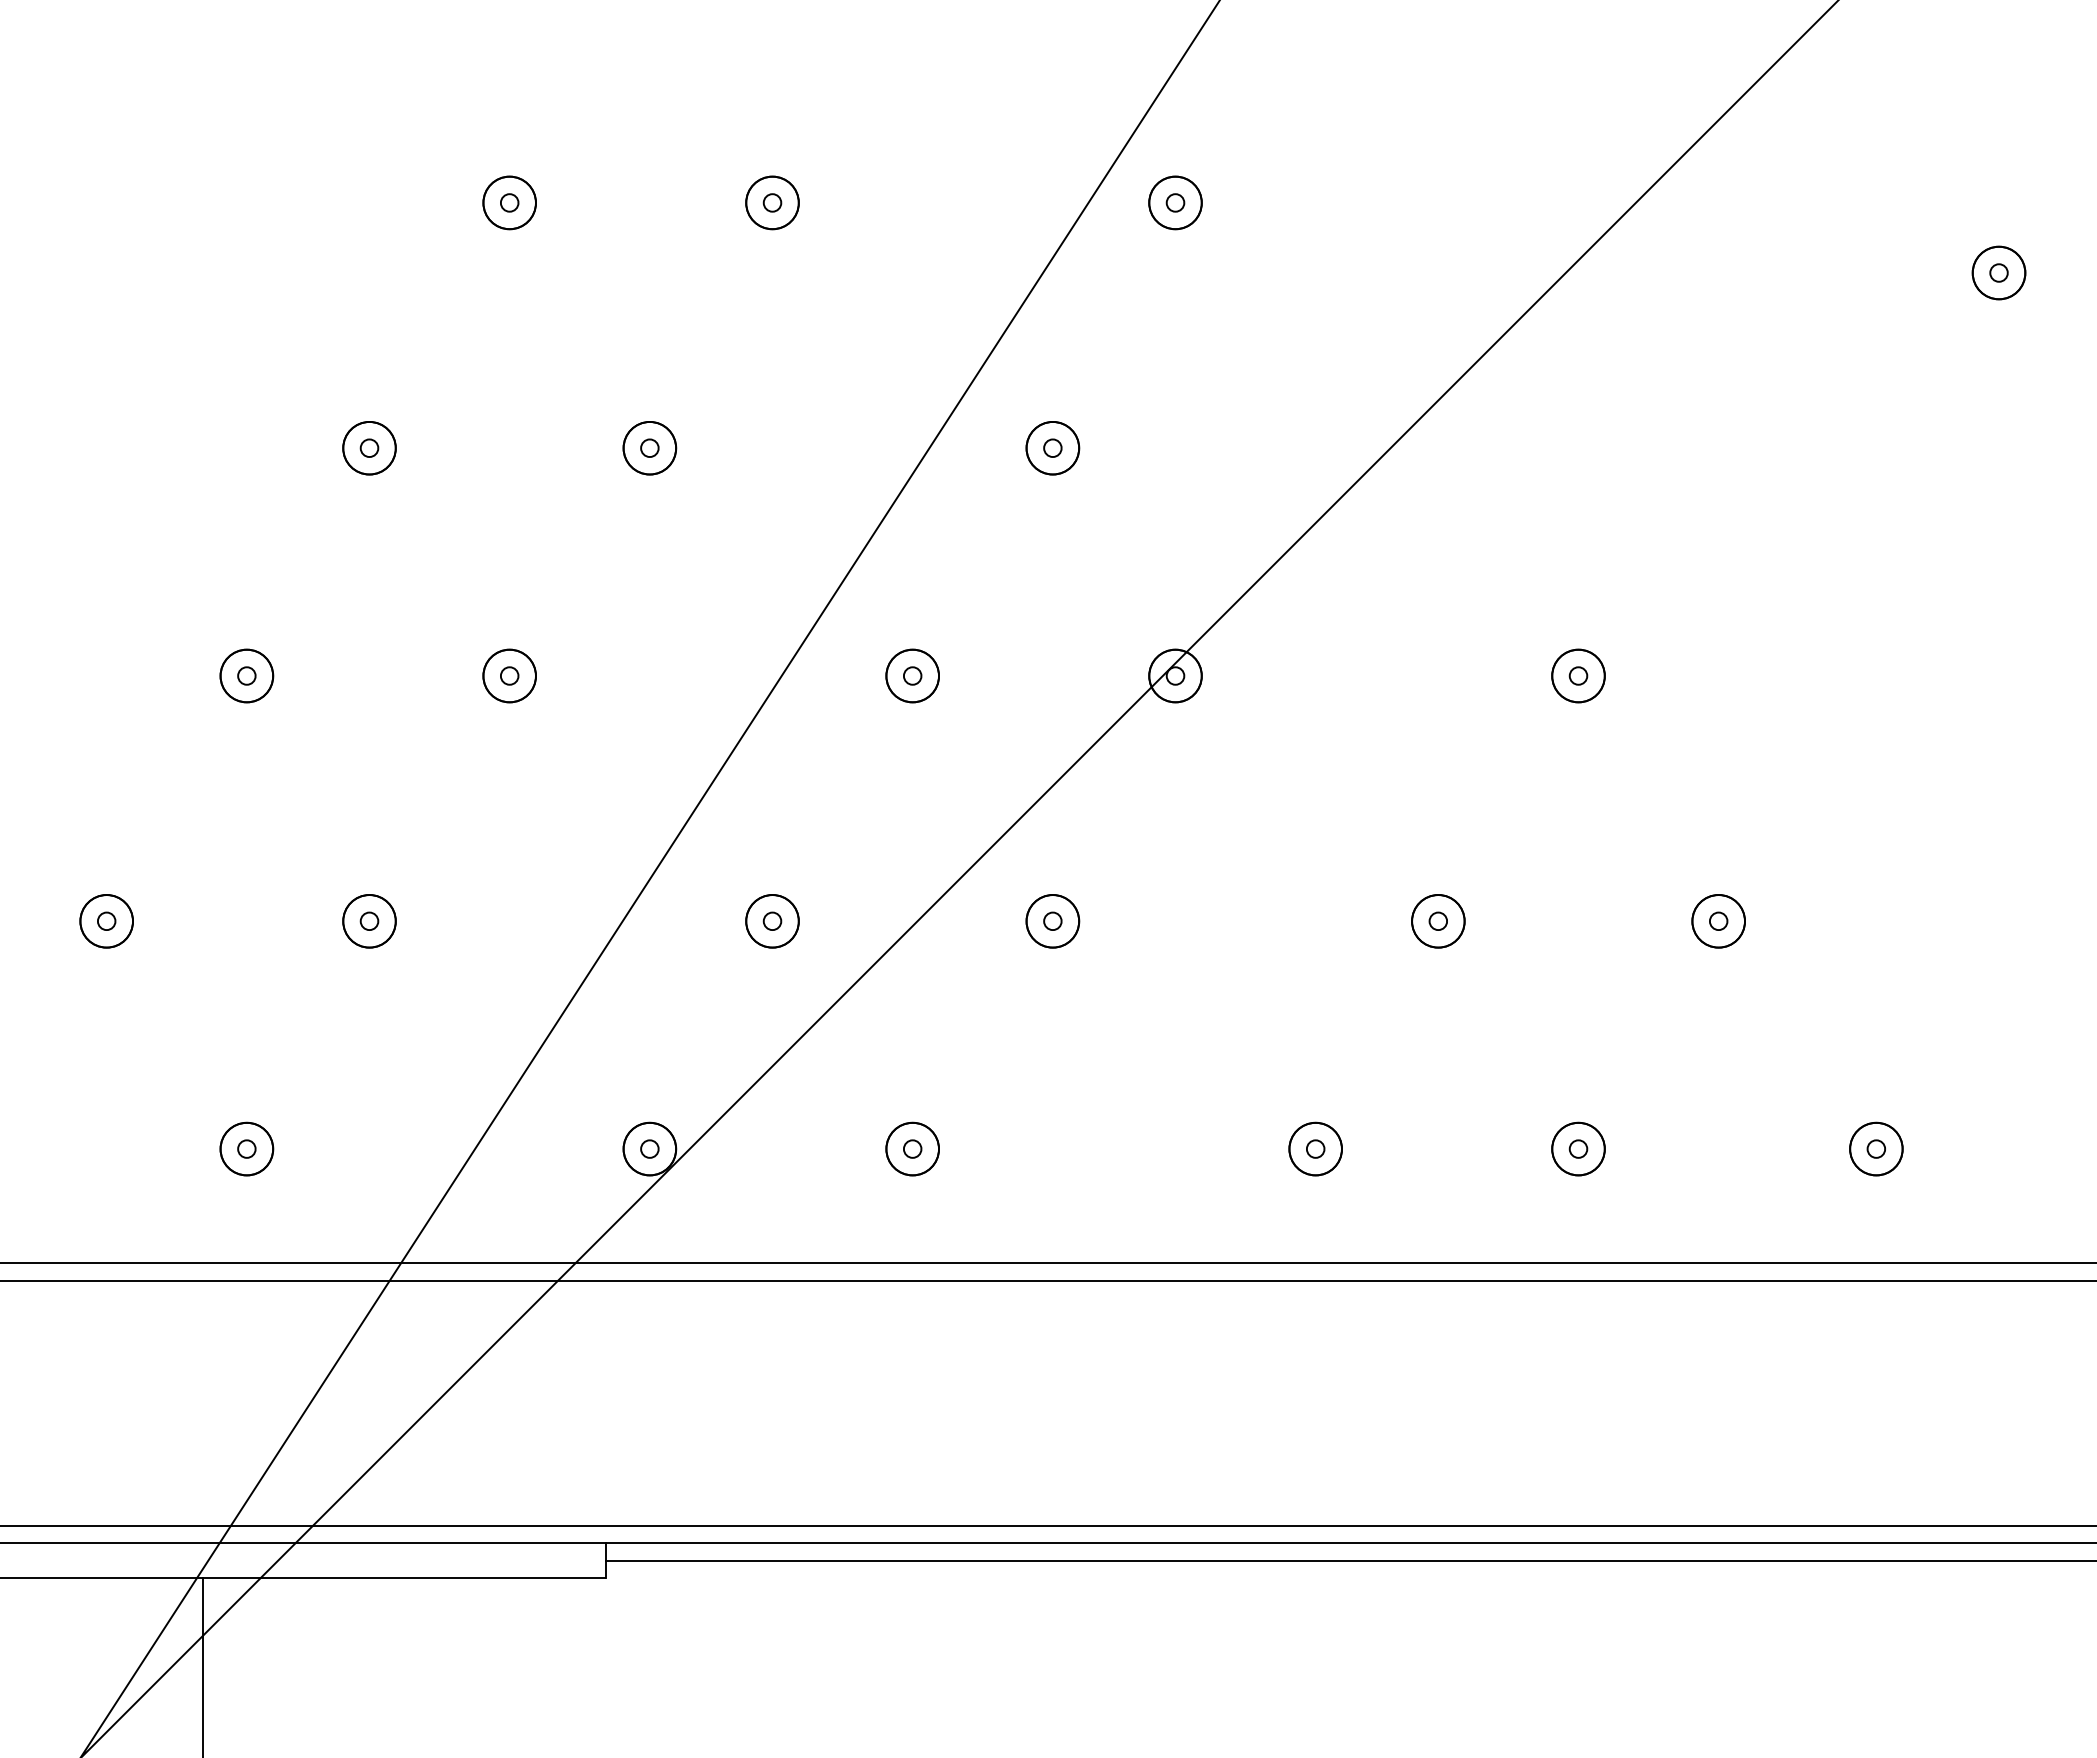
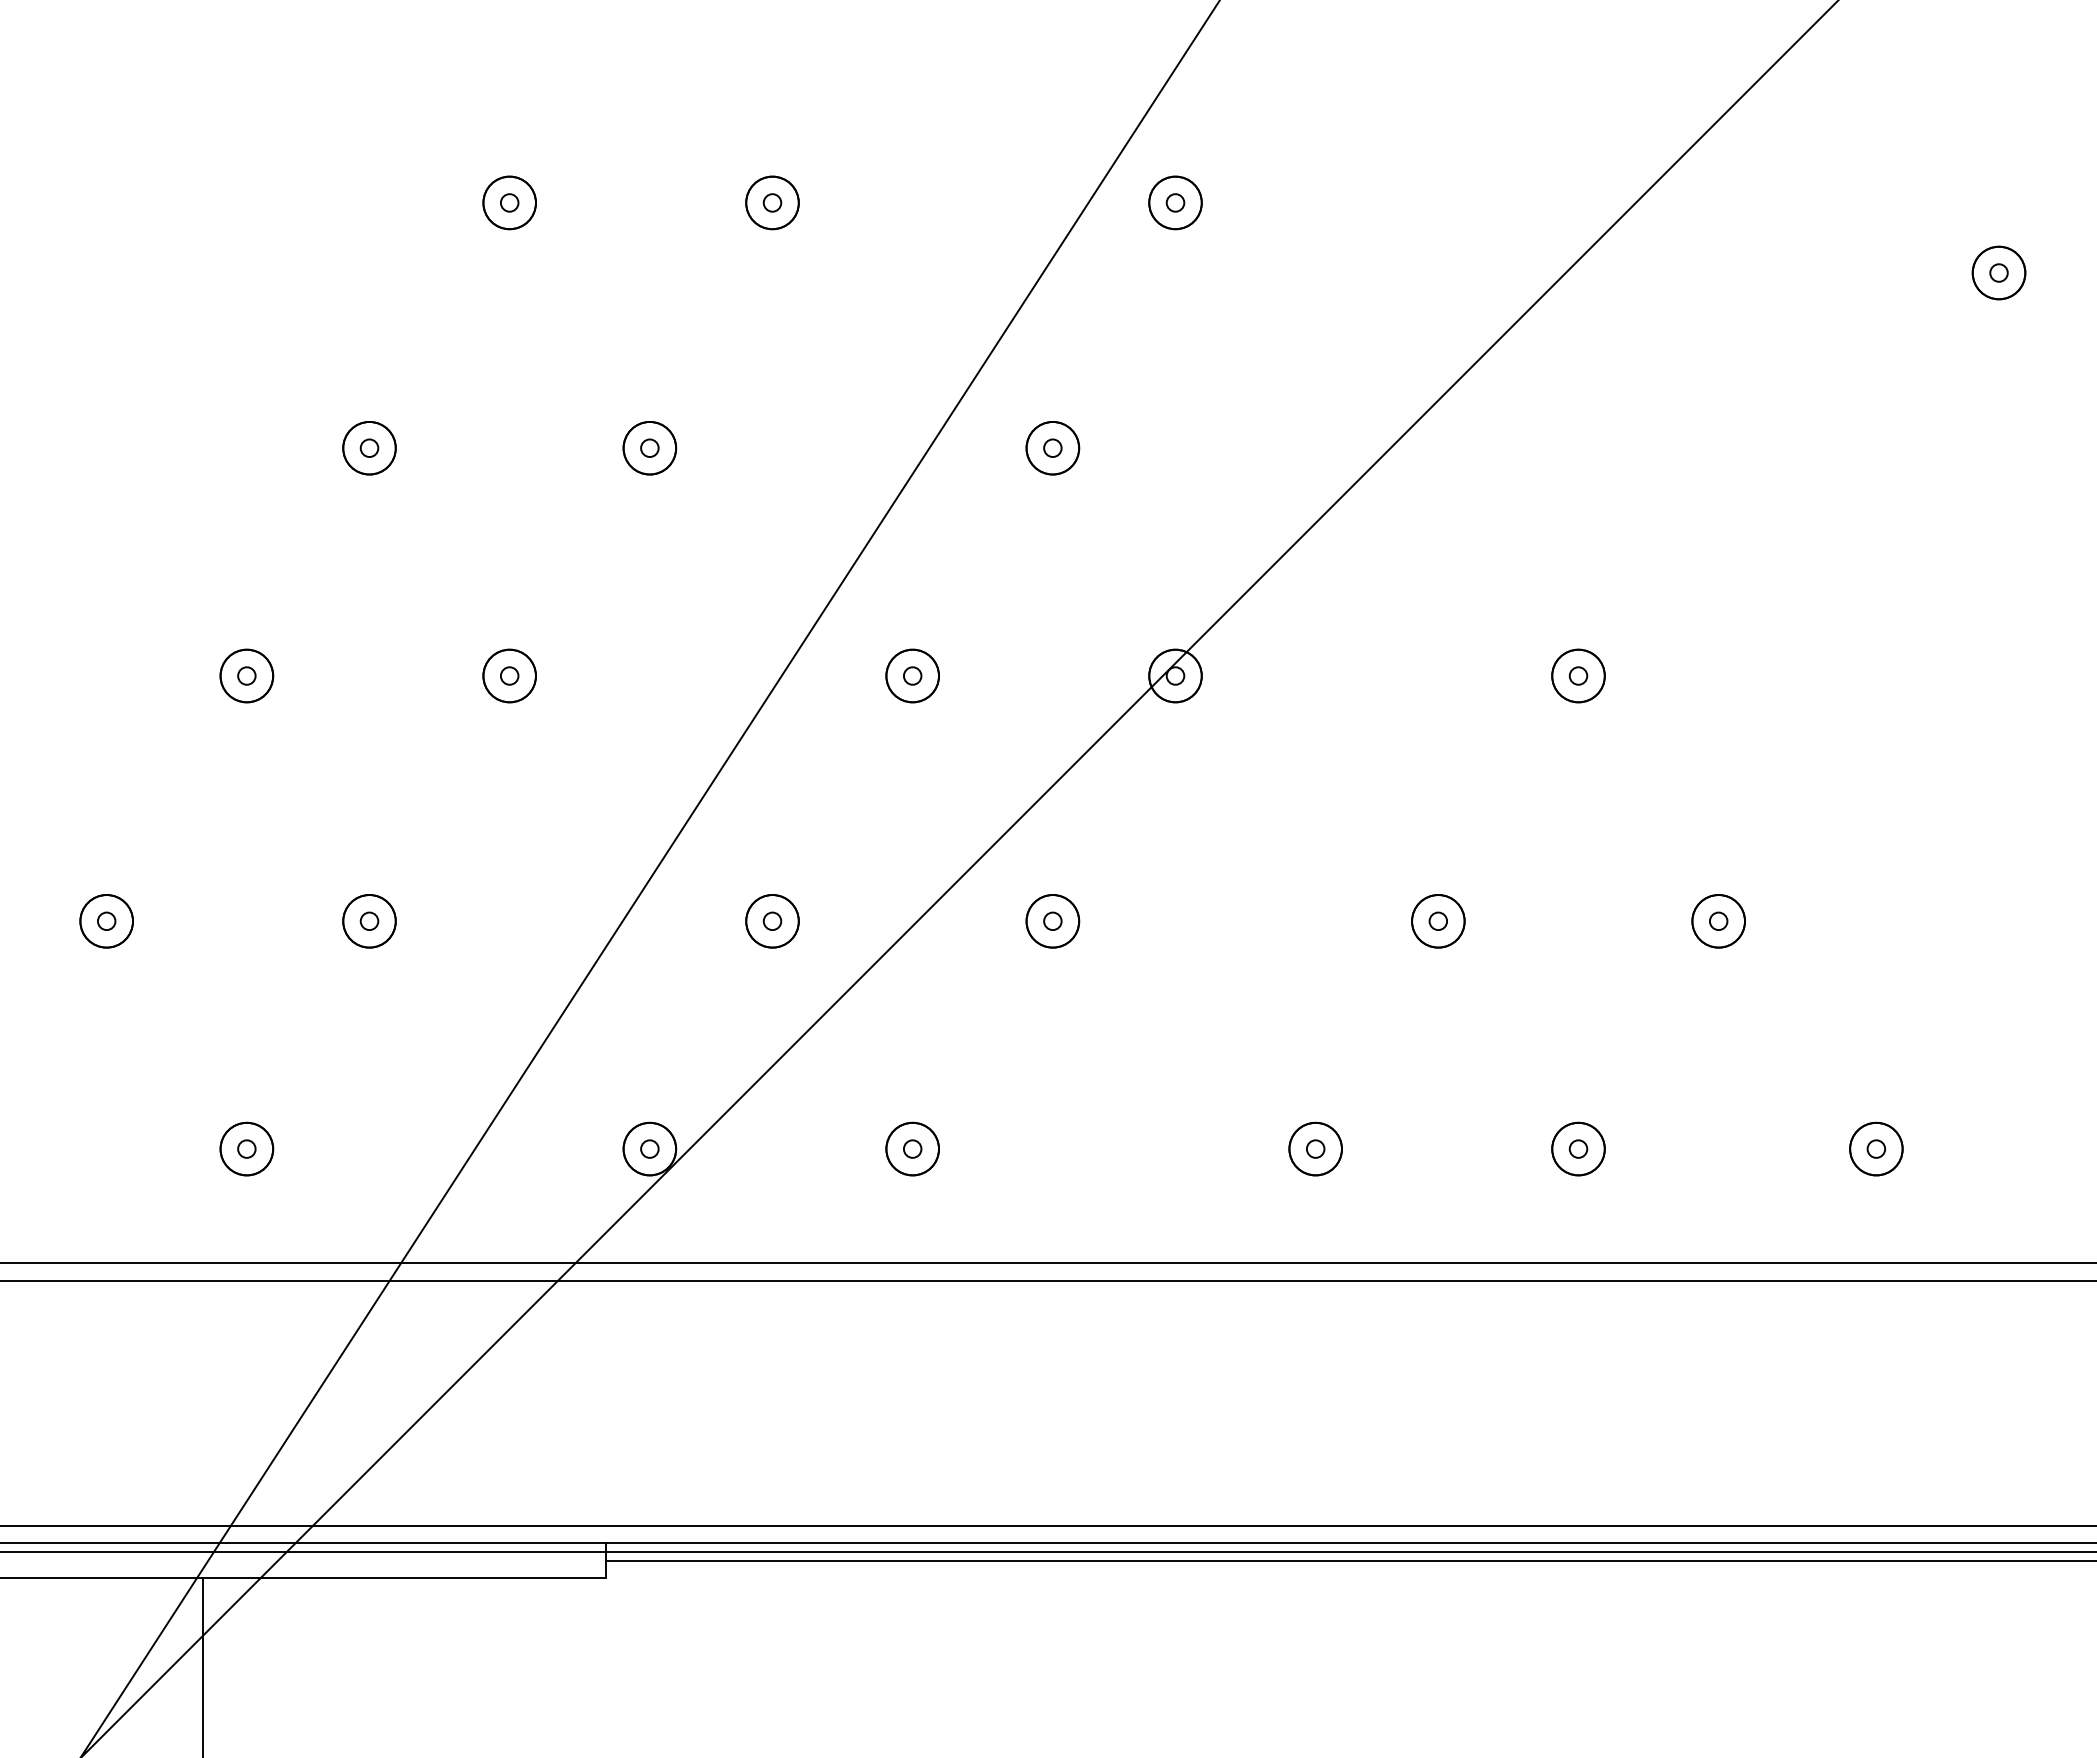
line: none -> present (1047, 1552)
